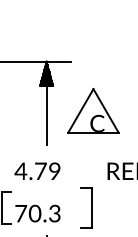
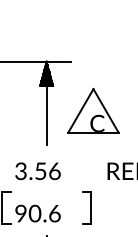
text: 4.79 -> 3.56 (37, 171)
part size: 13x42 px -> 10x34 px (86, 207)
text: 70.3 -> 90.6 (37, 213)
